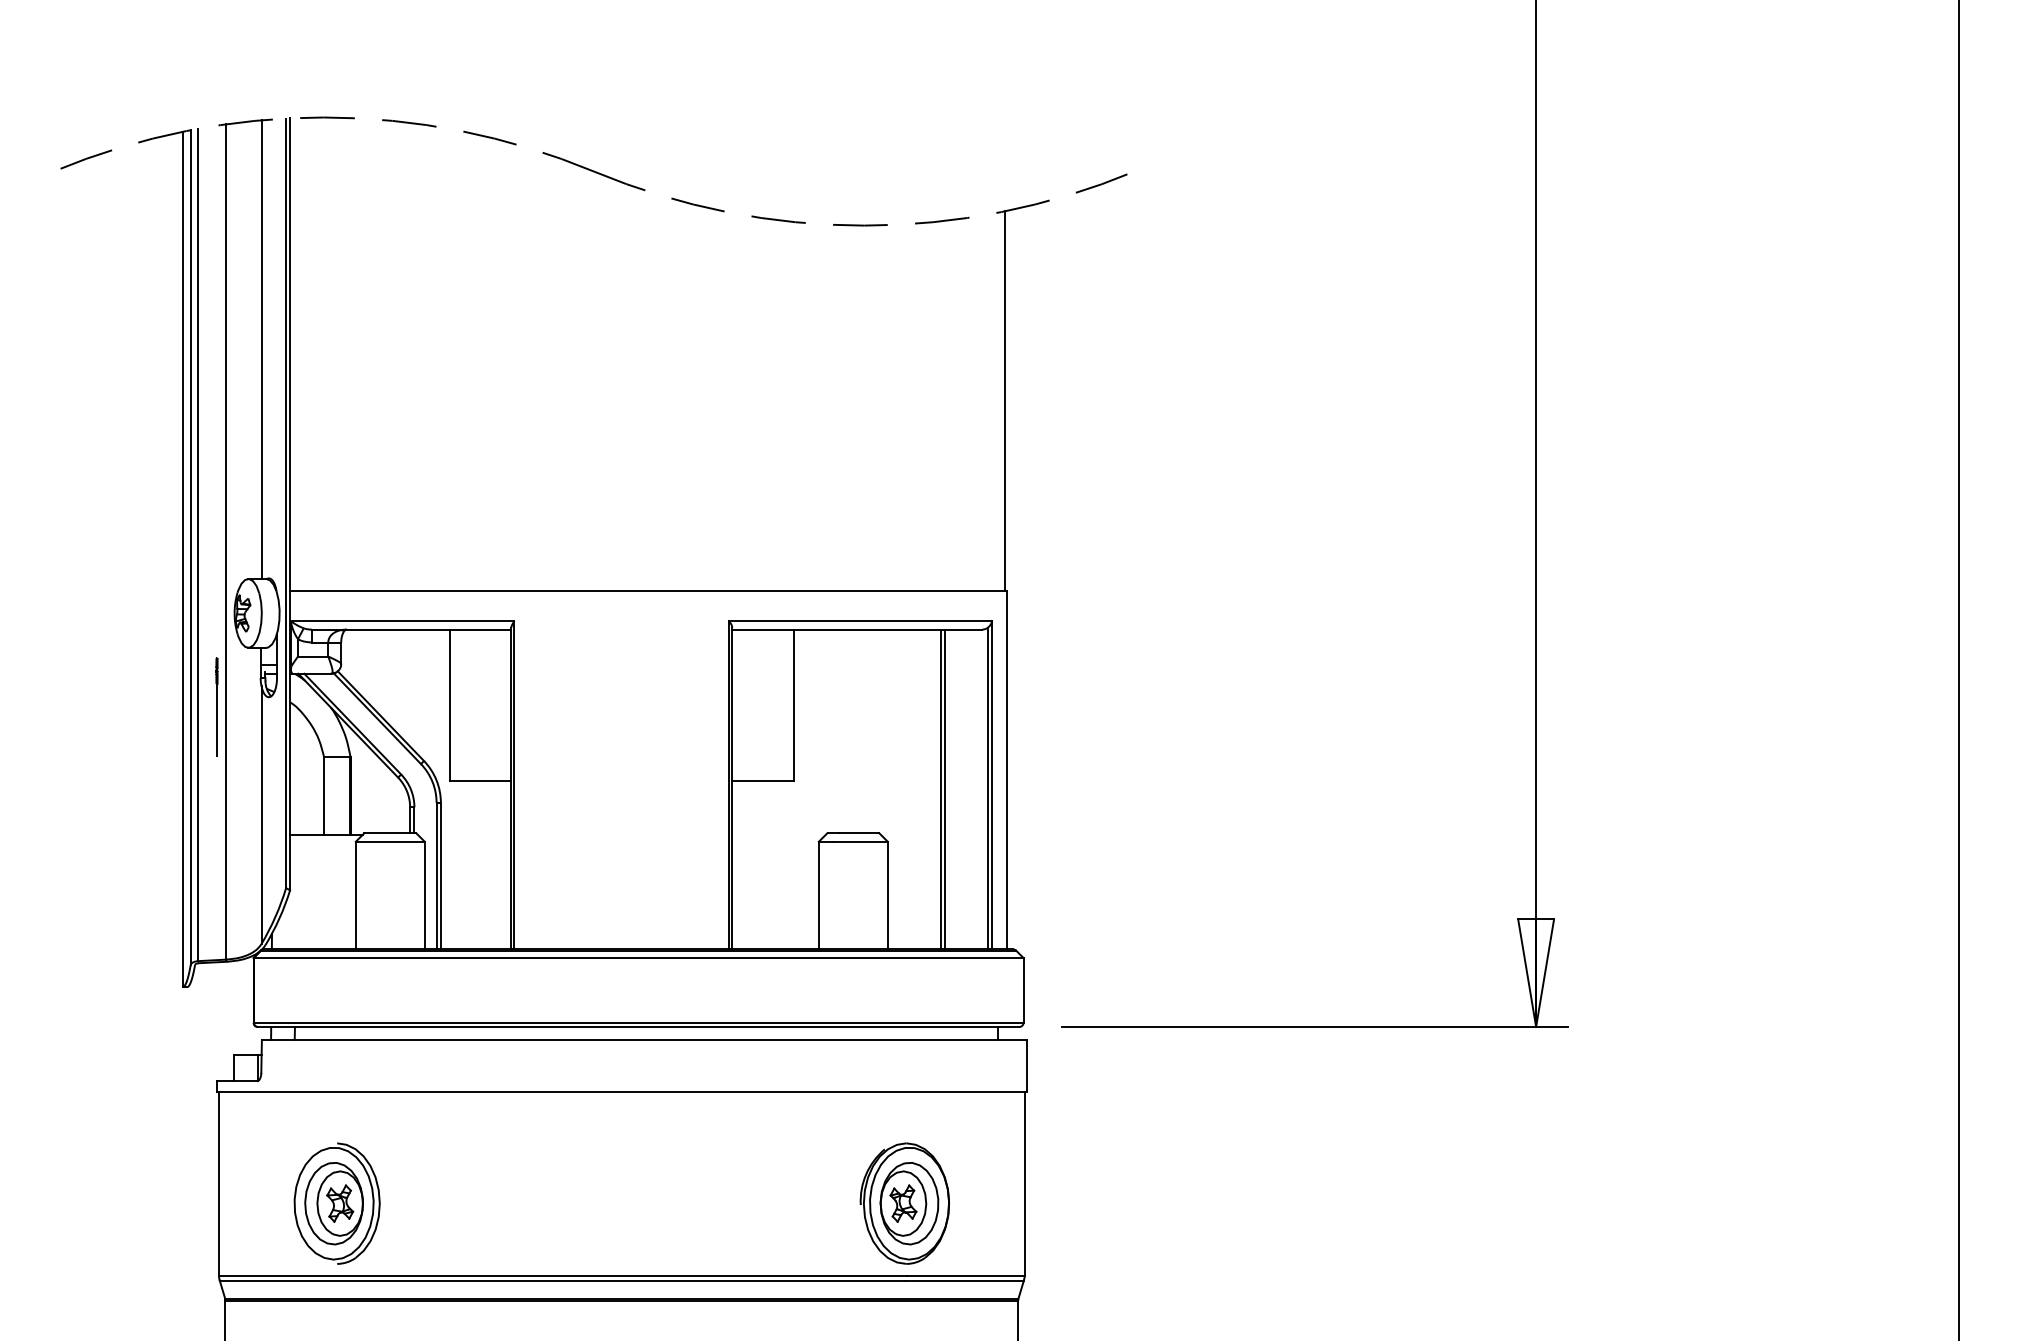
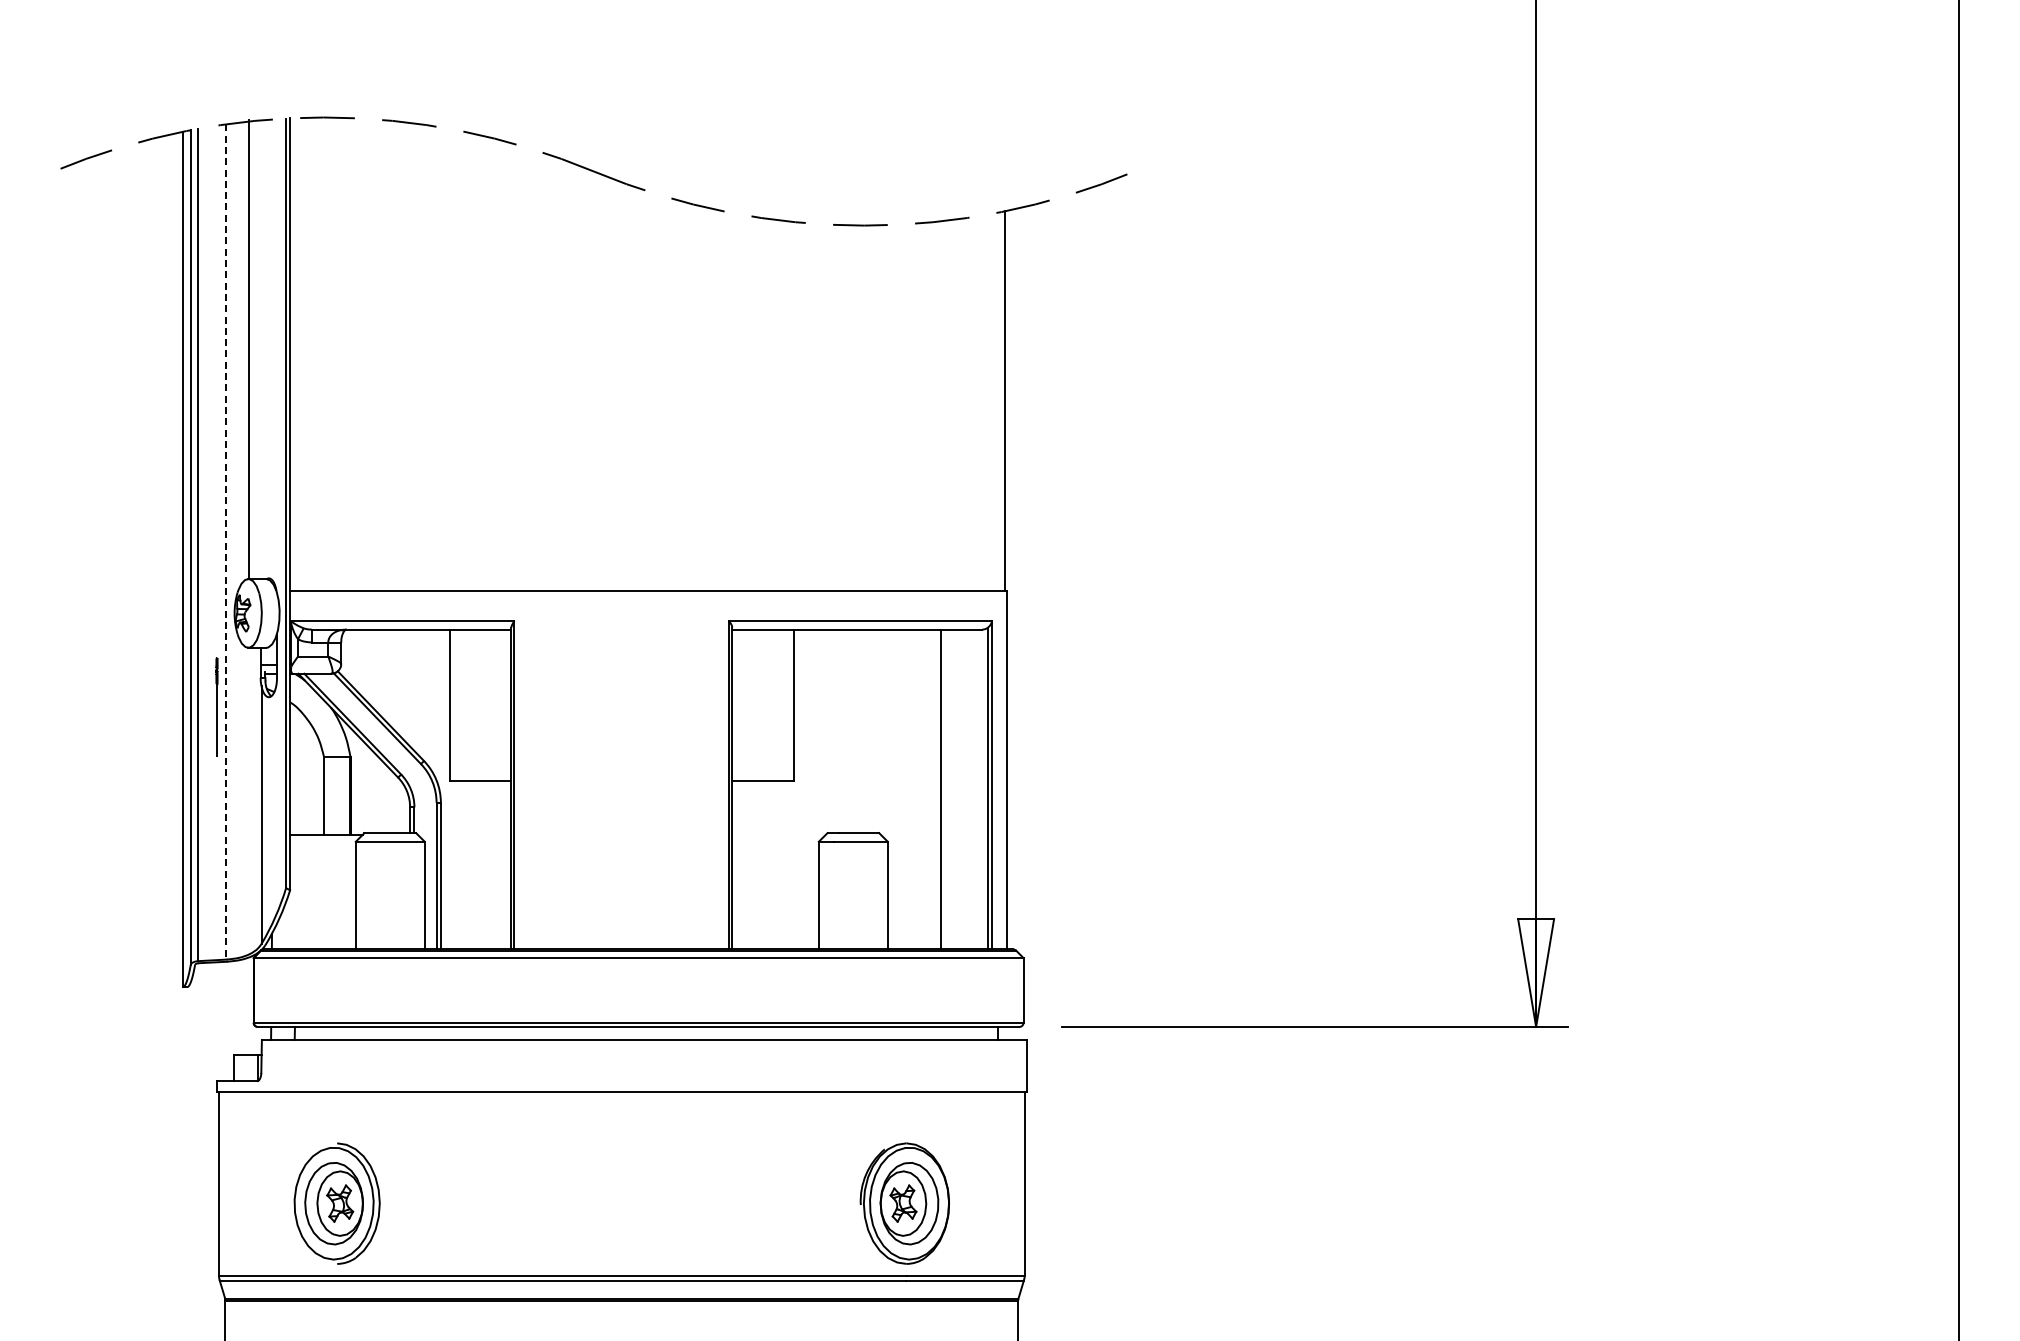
line position: (261, 349) -> (248, 349) (248, 349)
line: solid -> dashed (226, 541)
line: present -> none (945, 789)
